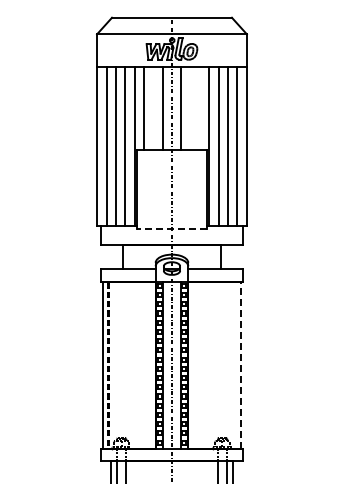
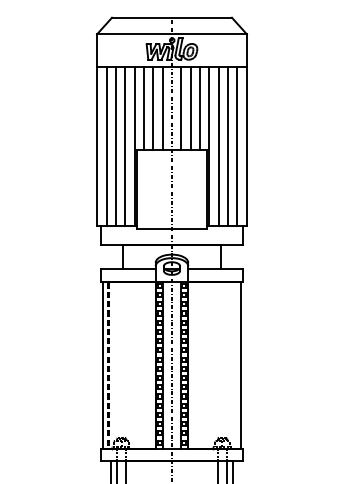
line: none -> present (153, 108)
line: none -> present (190, 108)
line: none -> present (200, 108)
line: dashed -> solid (171, 228)
line: dashed -> solid (241, 364)
